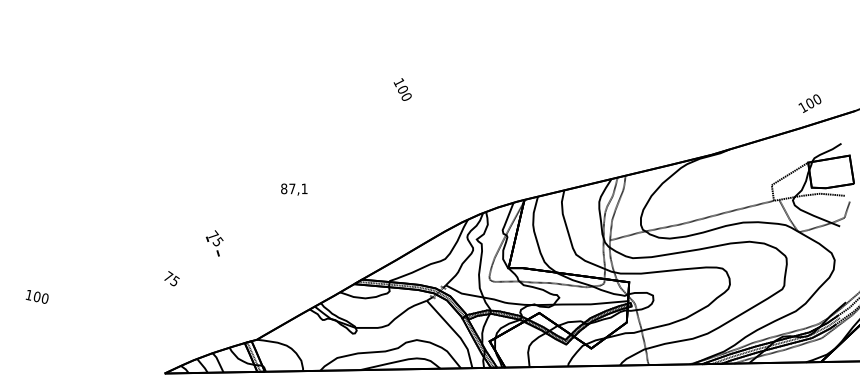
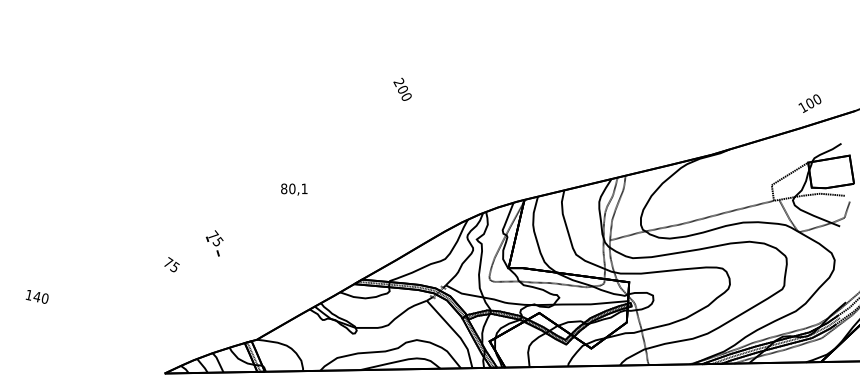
text: 100 -> 200 (398, 80)
text: 87,1 -> 80,1 (292, 188)
text position: (171, 278) -> (171, 264) (171, 264)
text: 100 -> 140 (36, 296)
